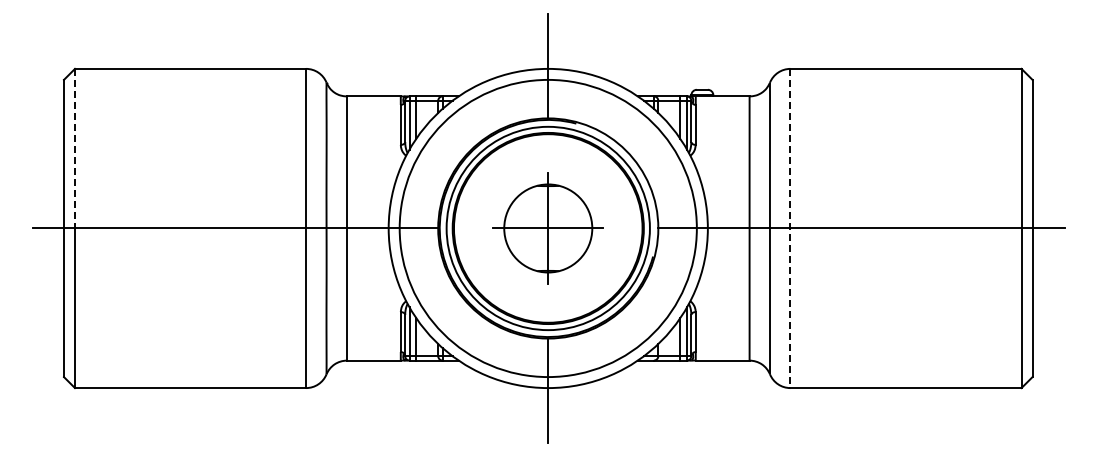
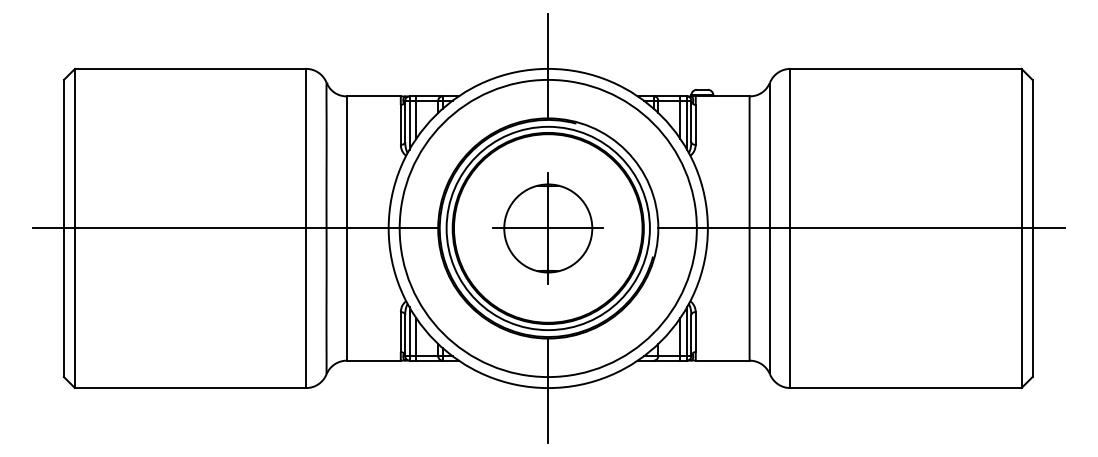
line: dashed -> solid (75, 148)
line: dashed -> solid (790, 228)
